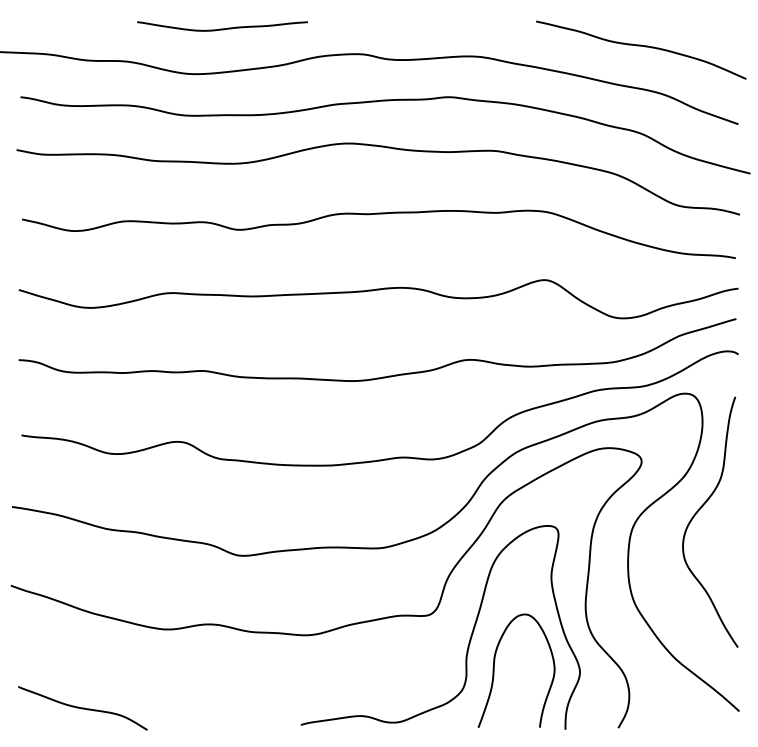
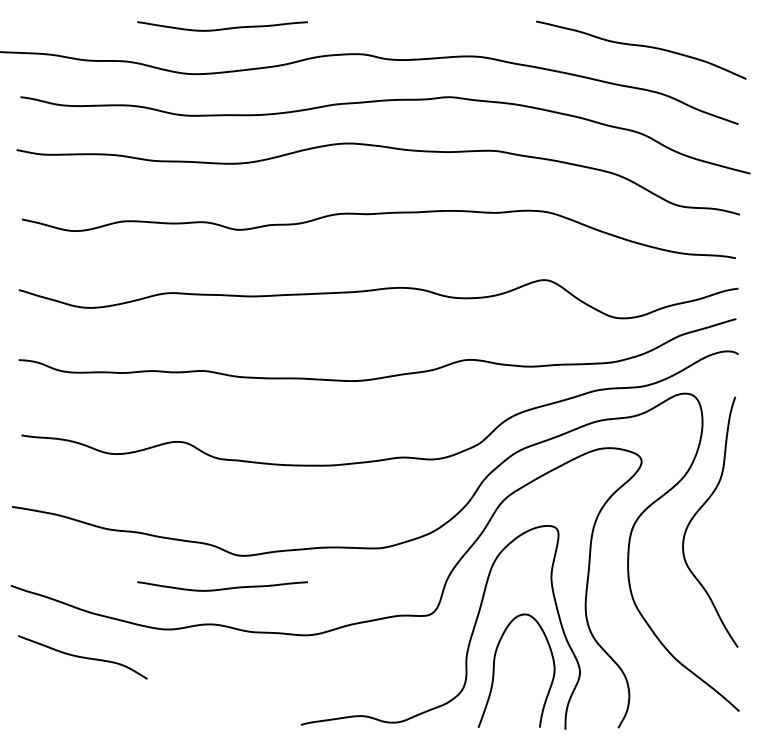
curve: none -> present (222, 588)
curve position: (82, 708) -> (82, 657) (82, 657)
